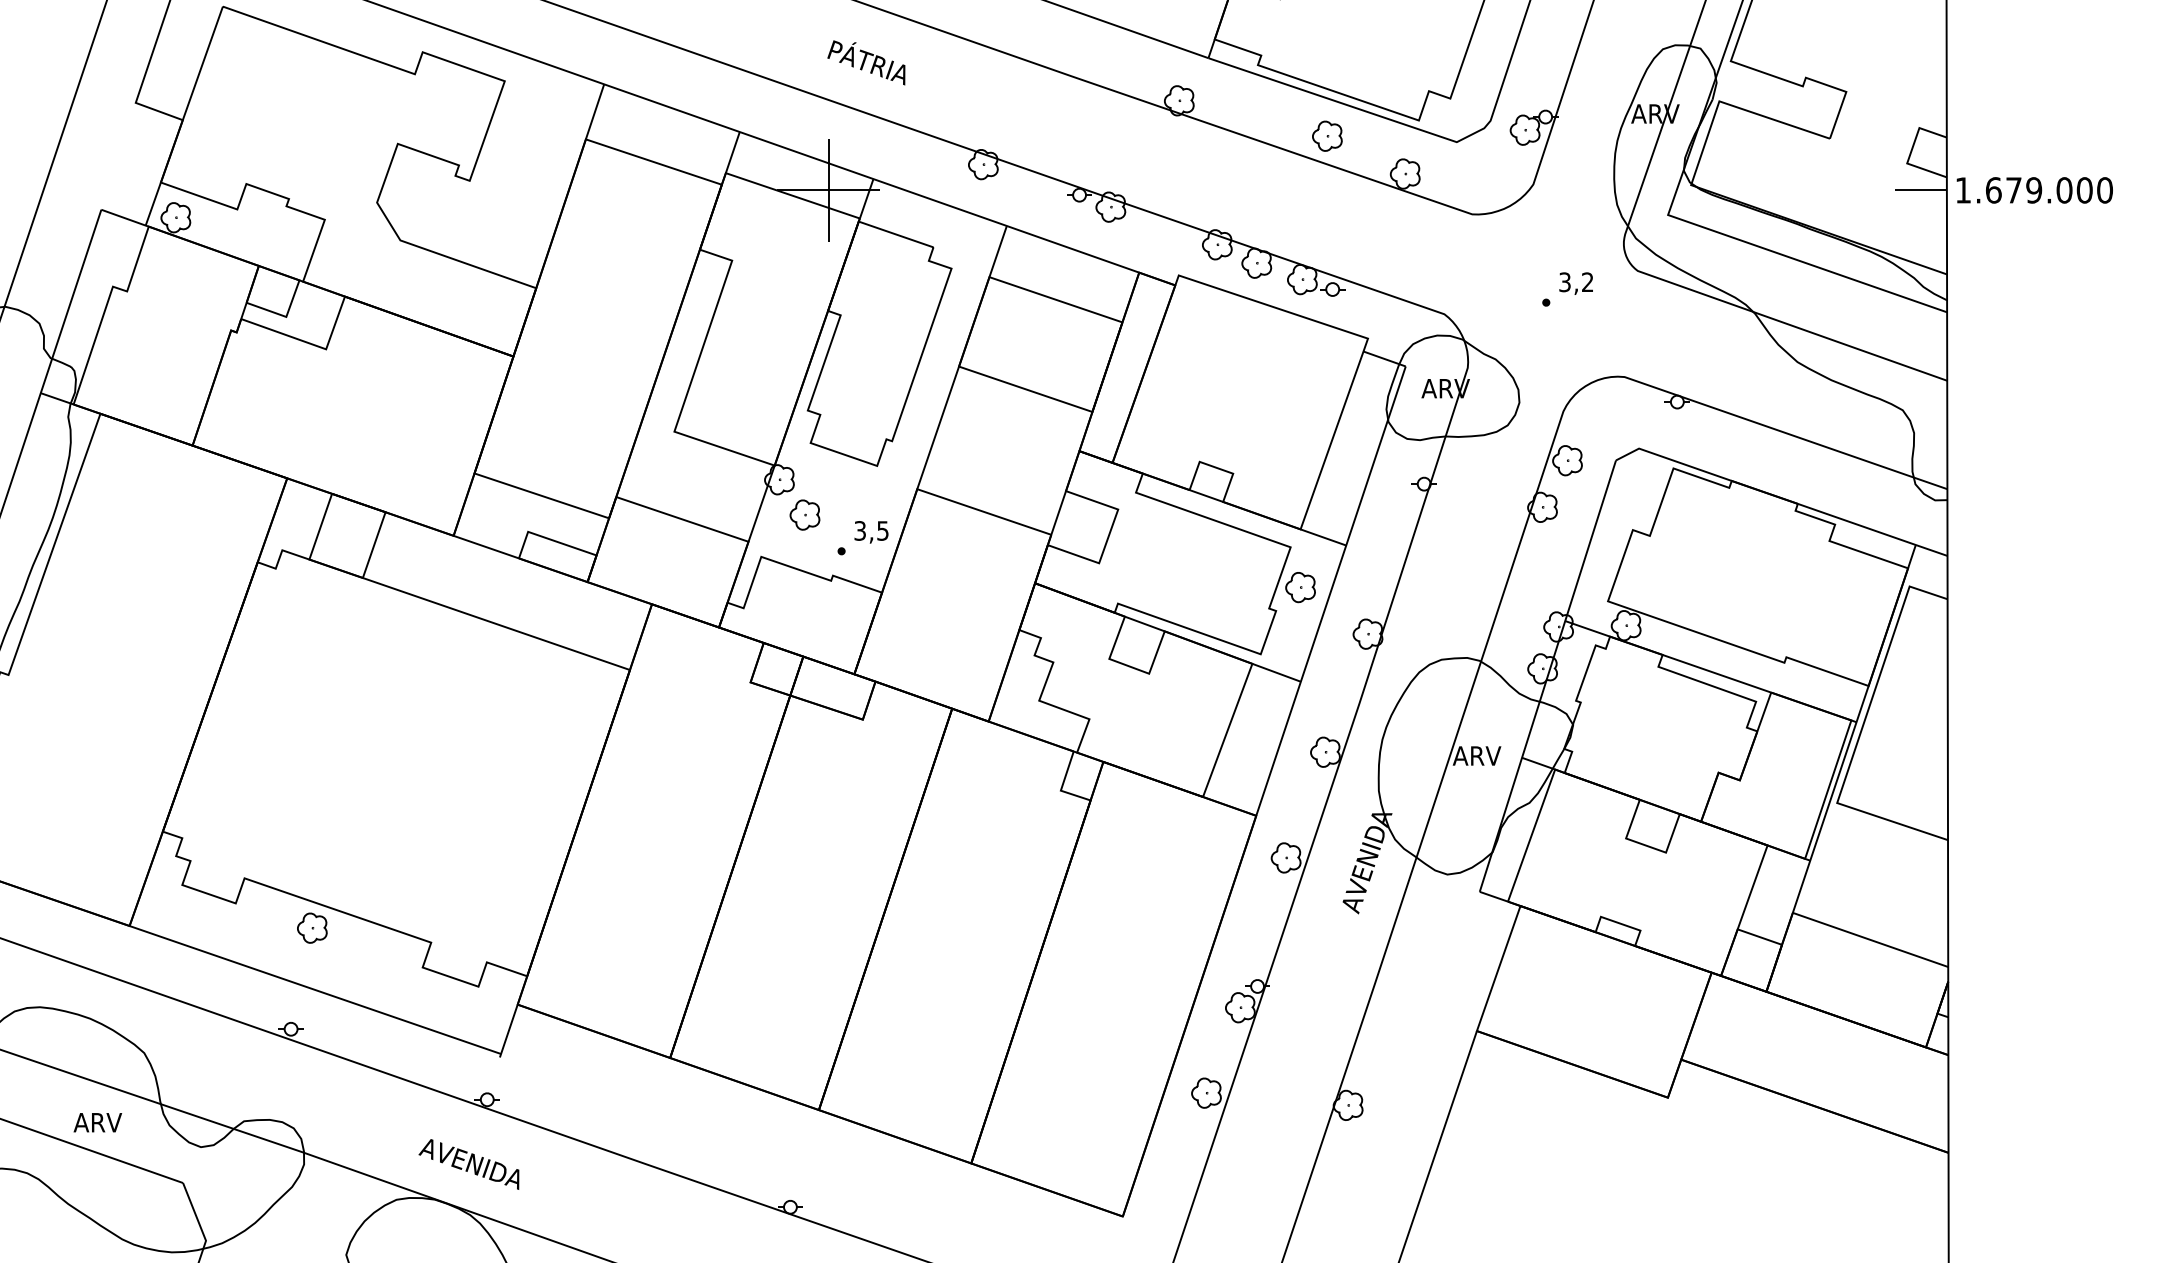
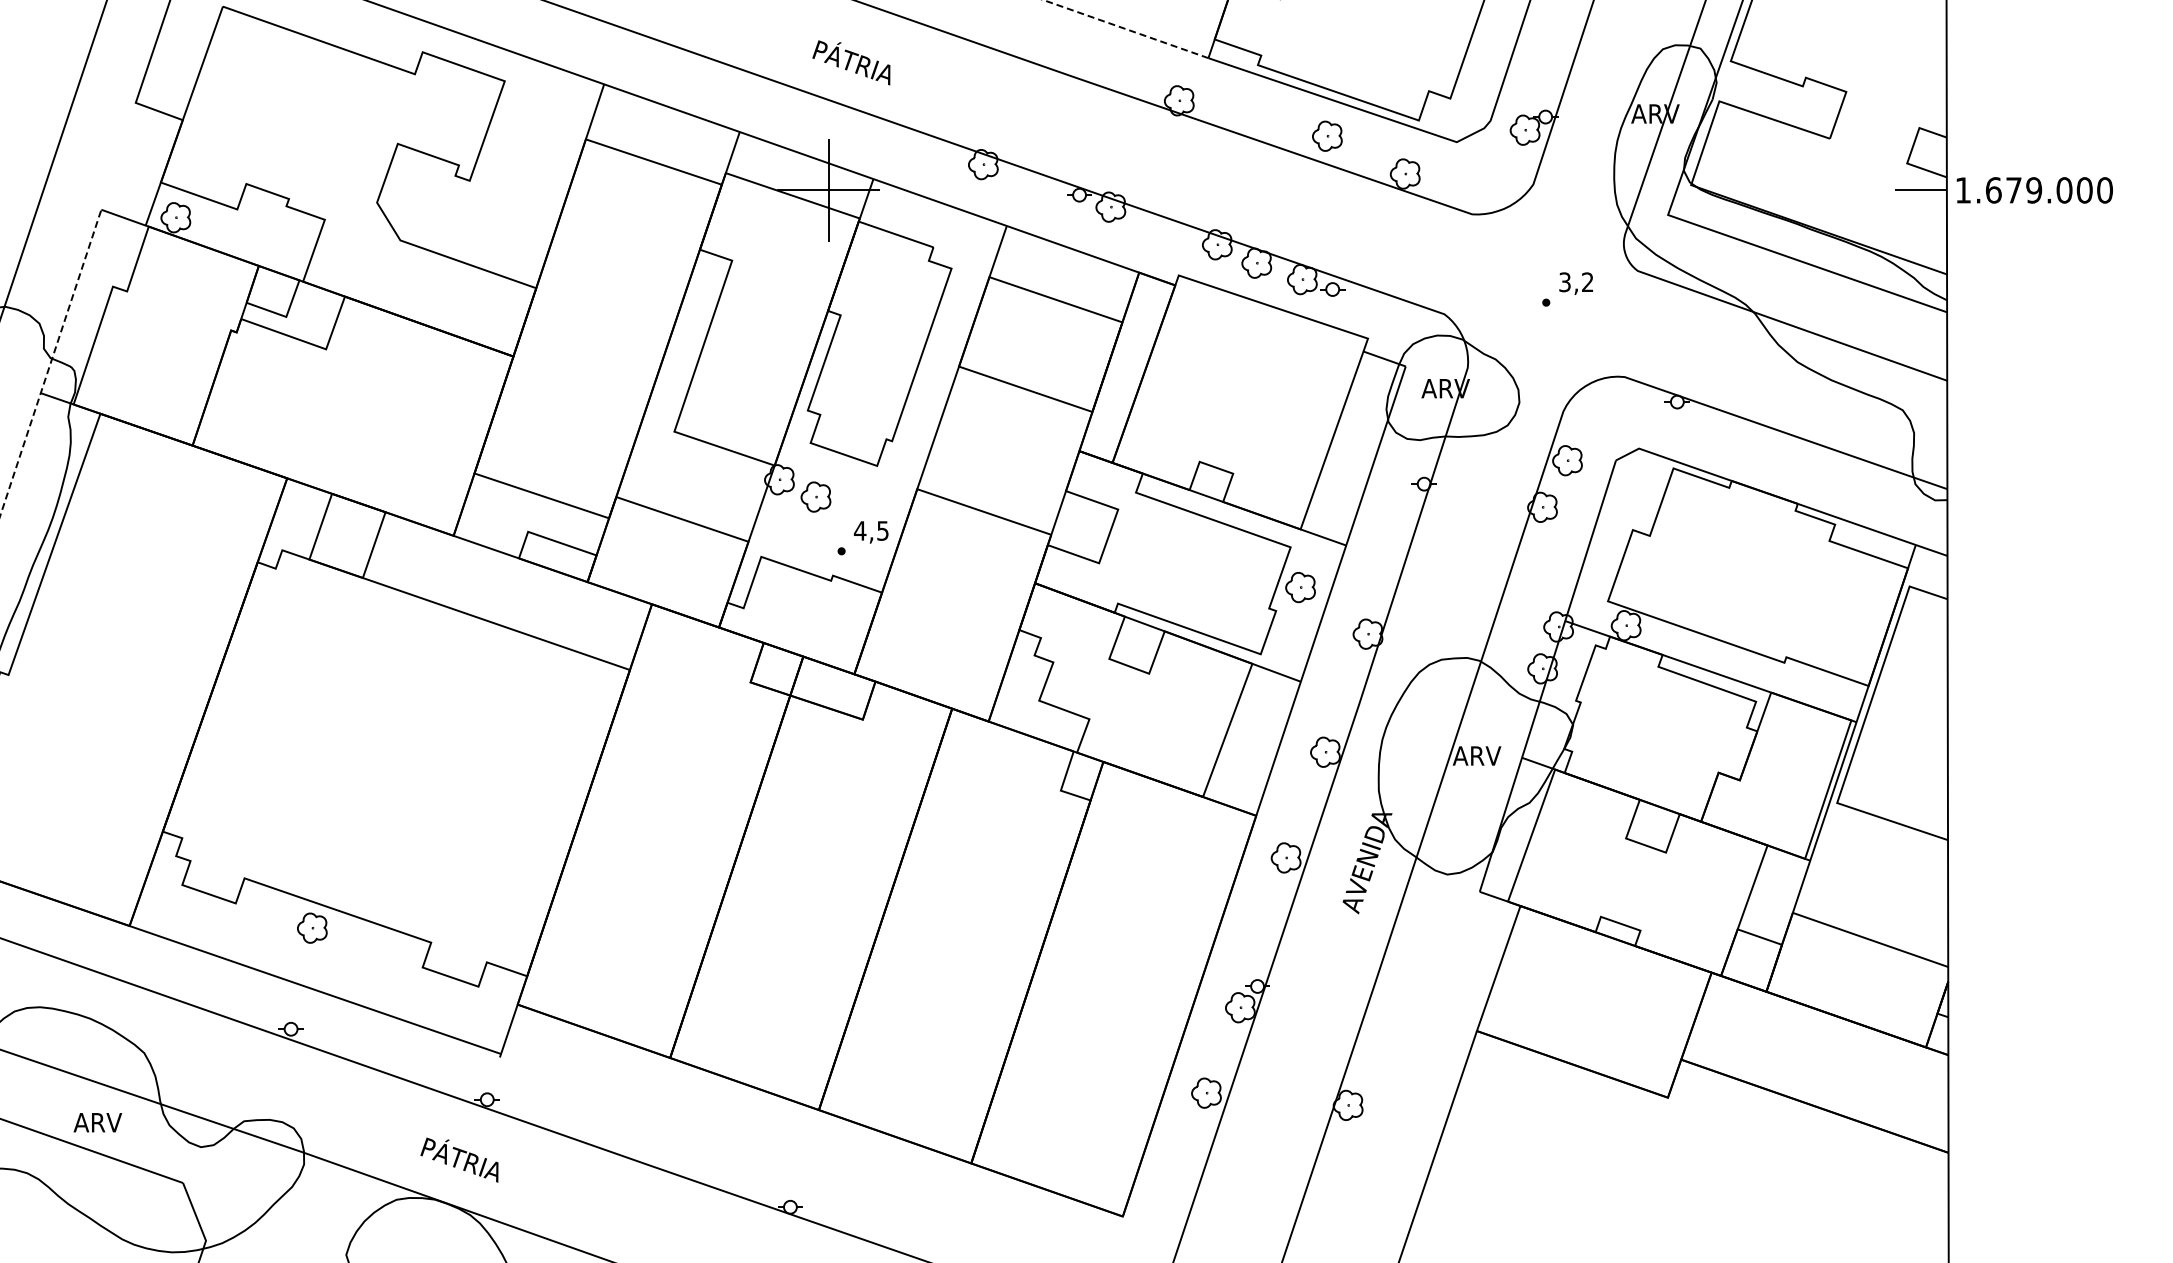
line: solid -> dashed (1125, 29)
text position: (866, 62) -> (851, 62) (851, 62)
line: solid -> dashed (50, 362)
part position: (804, 514) -> (815, 496) (815, 496)
text: 3,5 -> 4,5 (859, 530)
text: AVENIDA -> PÁTRIA (468, 1163)
